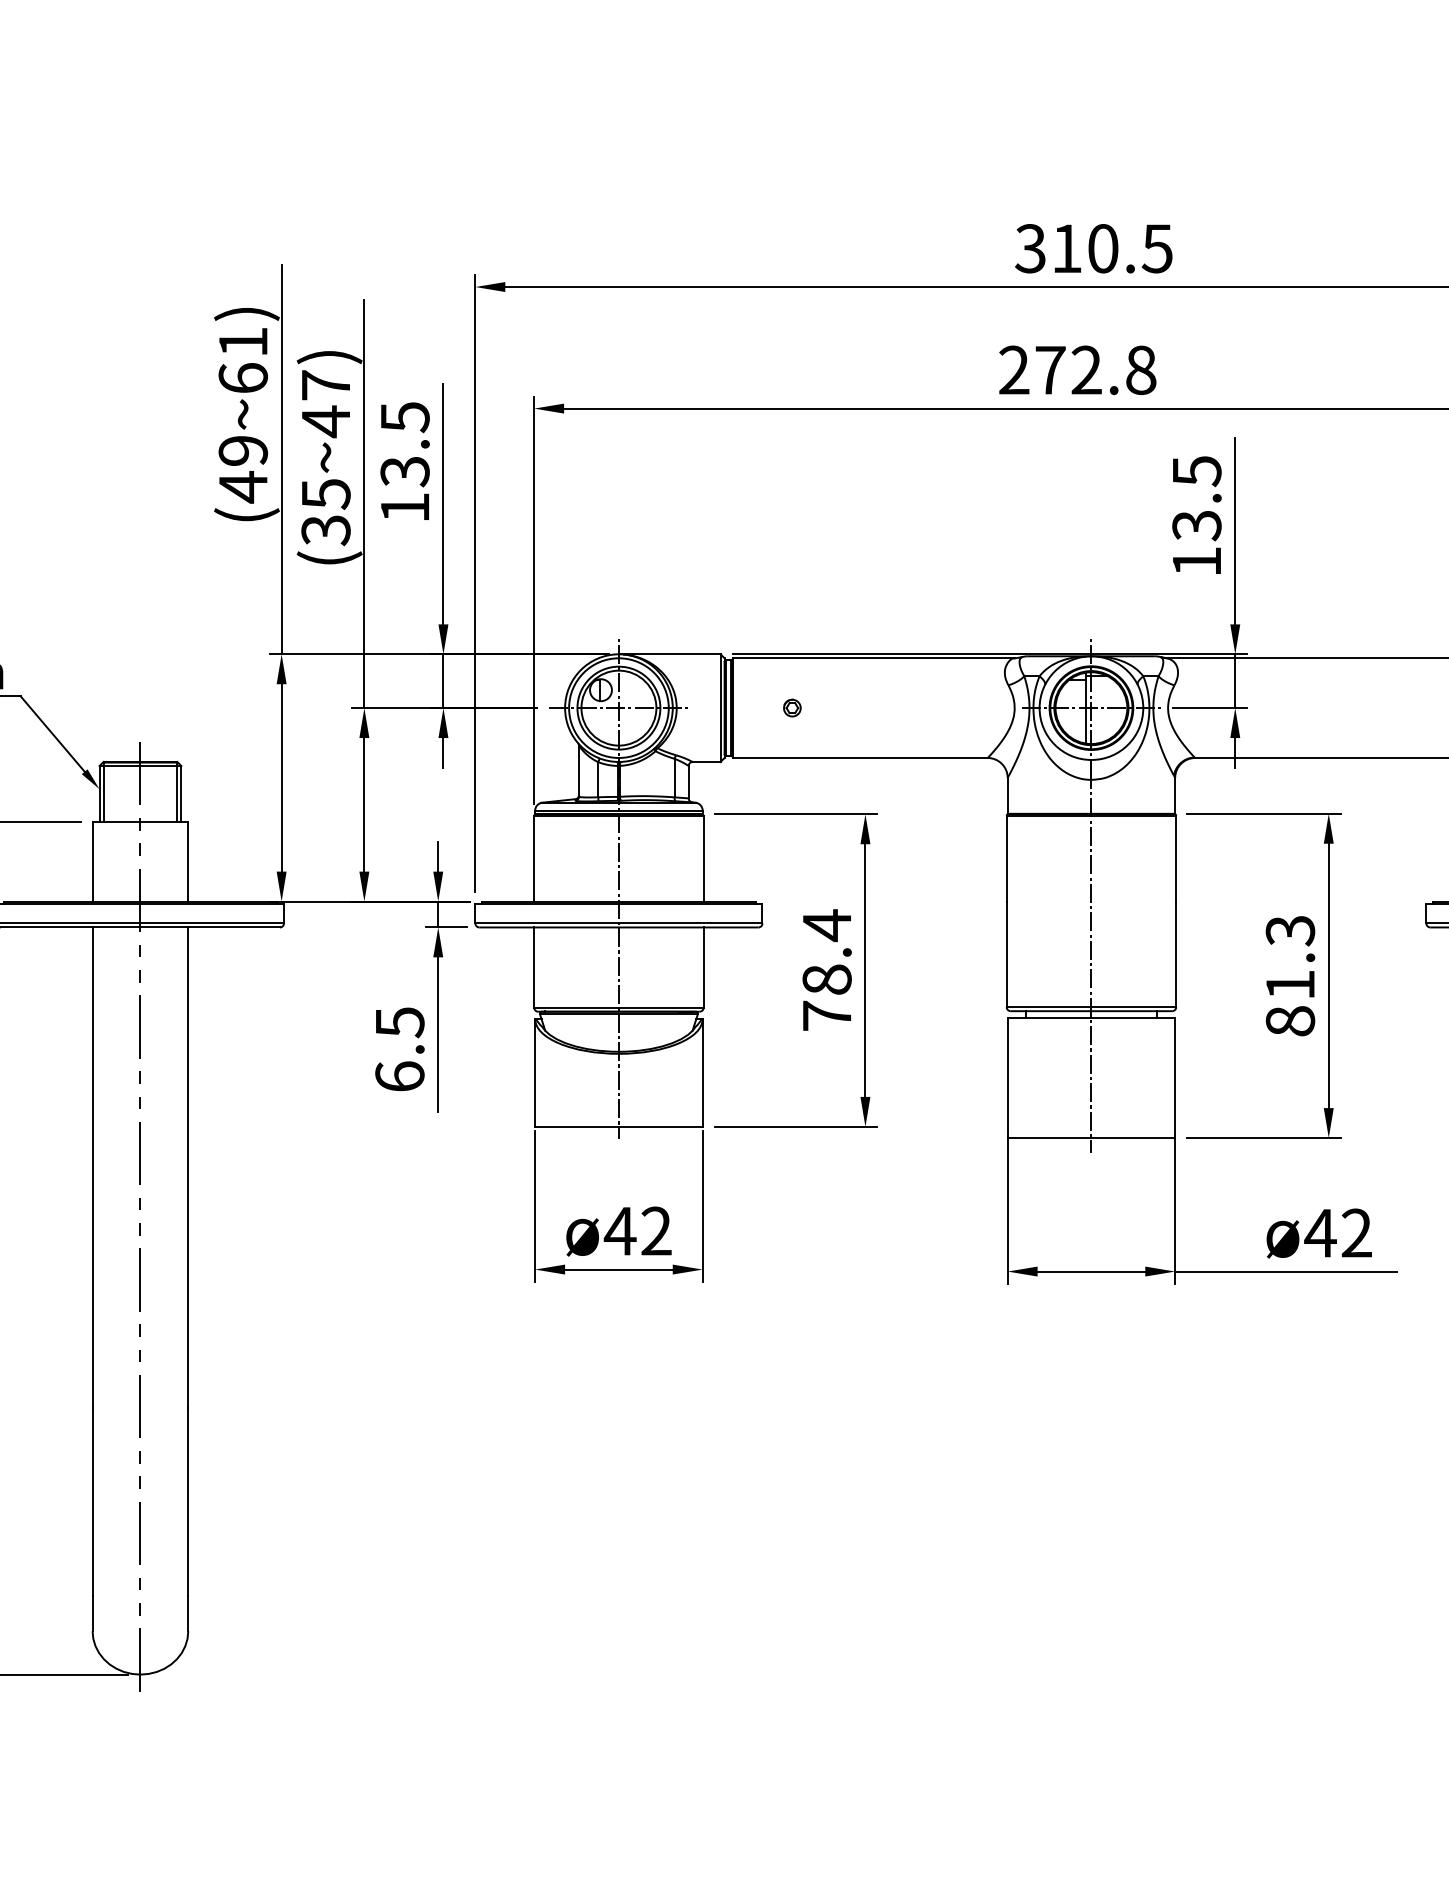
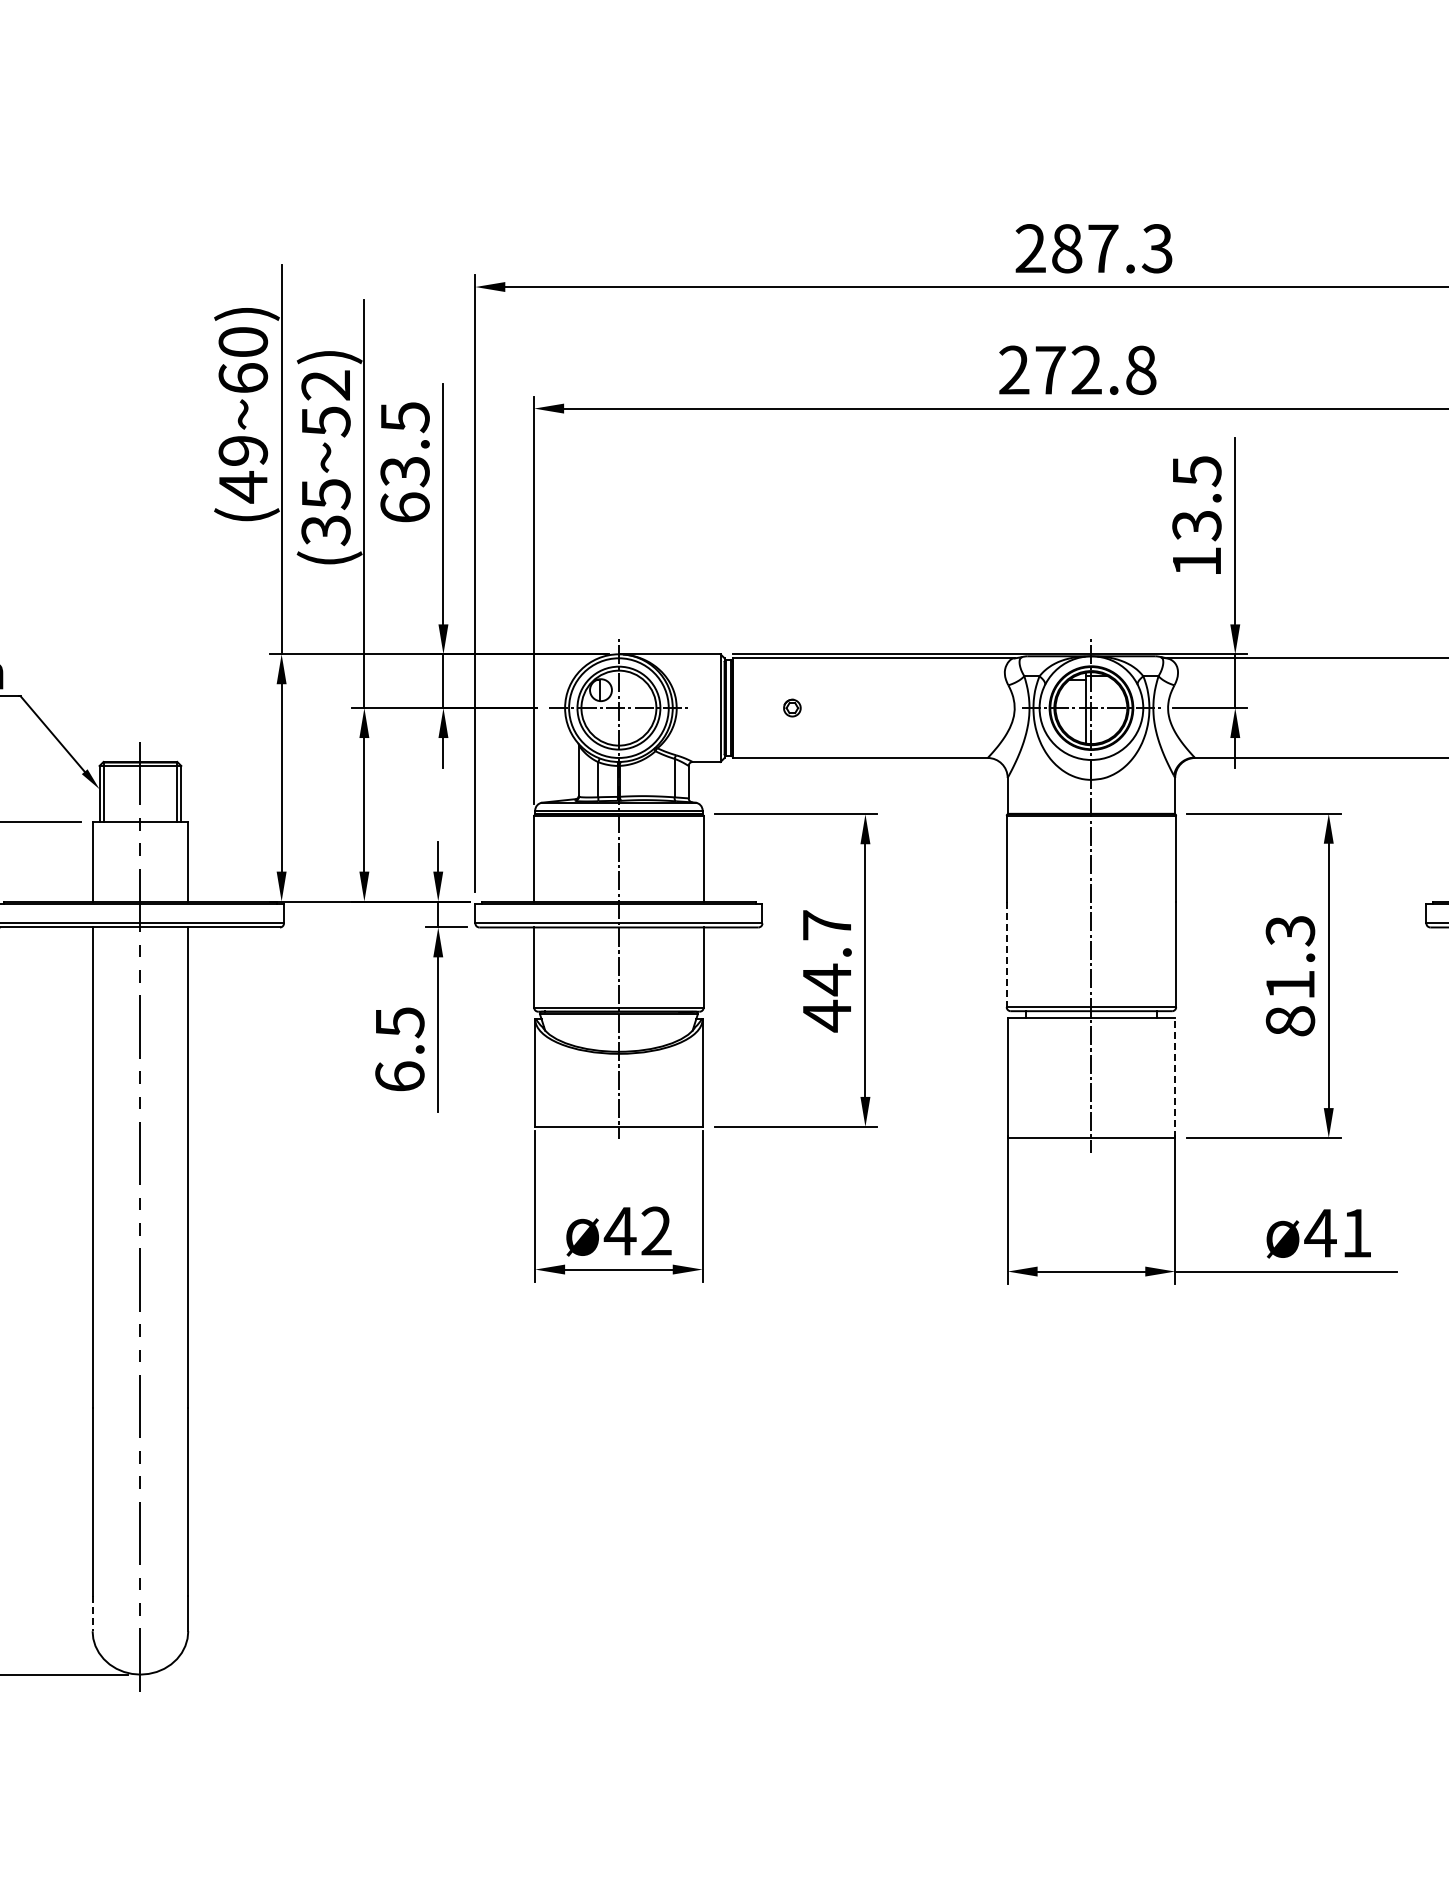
text: 310.5 -> 287.3 (1093, 248)
text: (49~61) -> (49~60) (243, 341)
text: (35~47) -> (35~52) (325, 404)
text: 13.5 -> 63.5 (404, 507)
line: solid -> dashed (1006, 954)
text: 78.4 -> 44.7 (826, 970)
line: solid -> dashed (1175, 1078)
text: ø42 -> ø41 (1356, 1232)
line: solid -> dashed (92, 1613)
